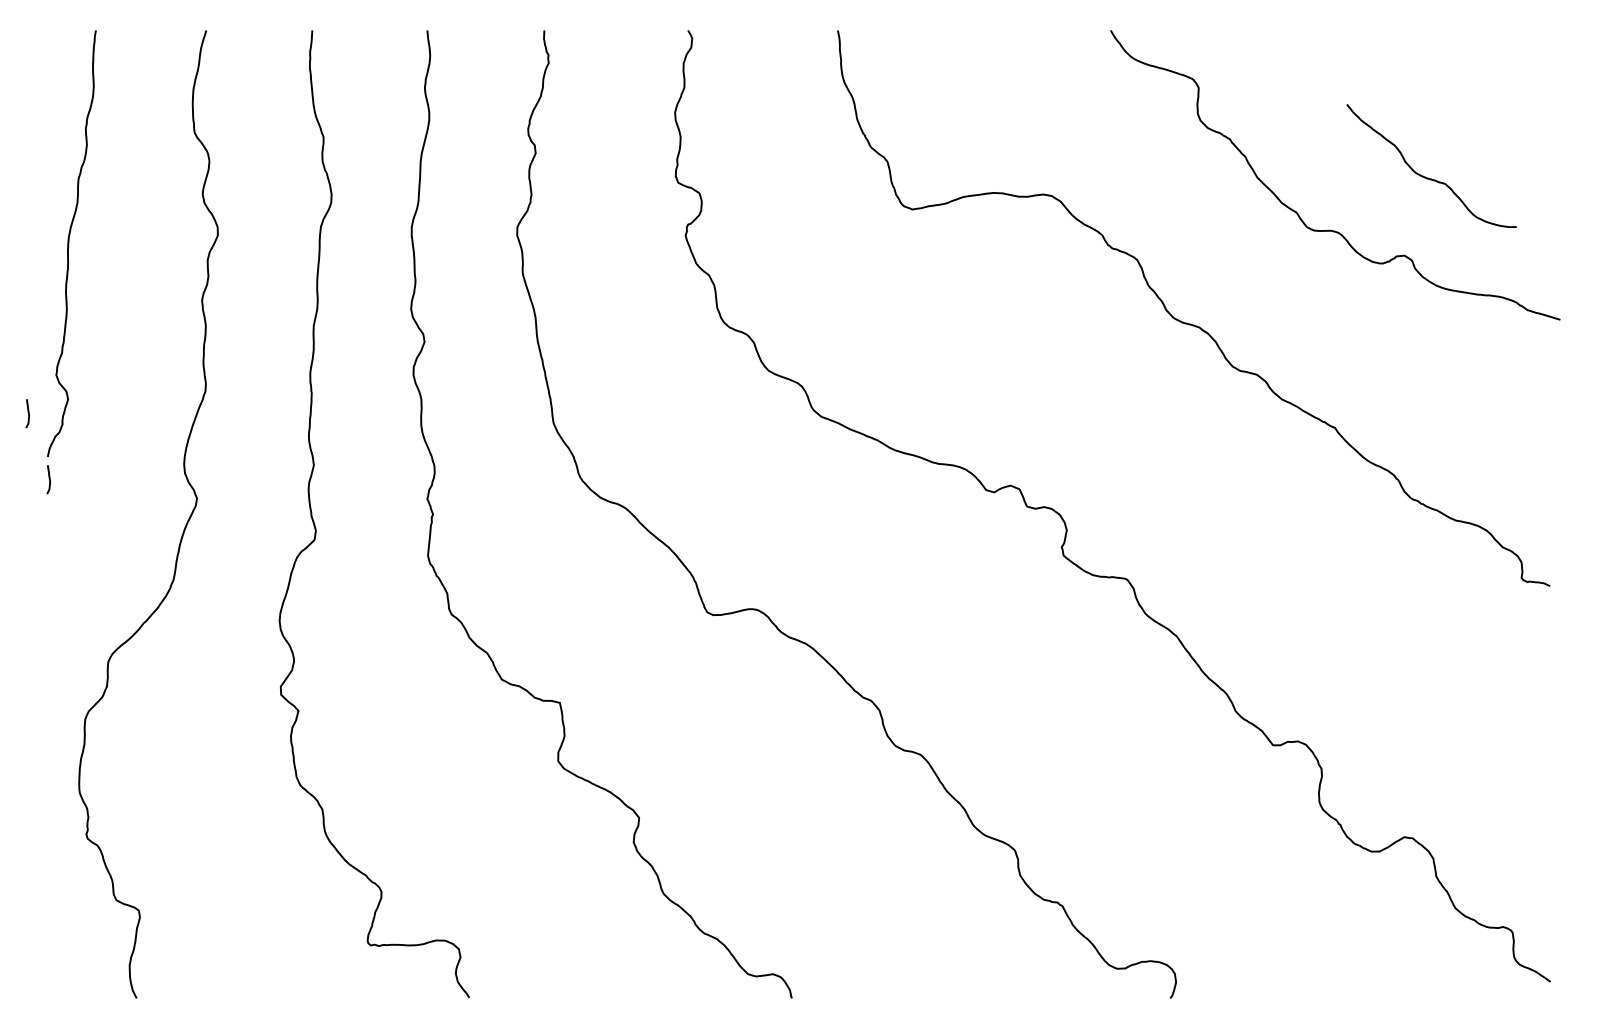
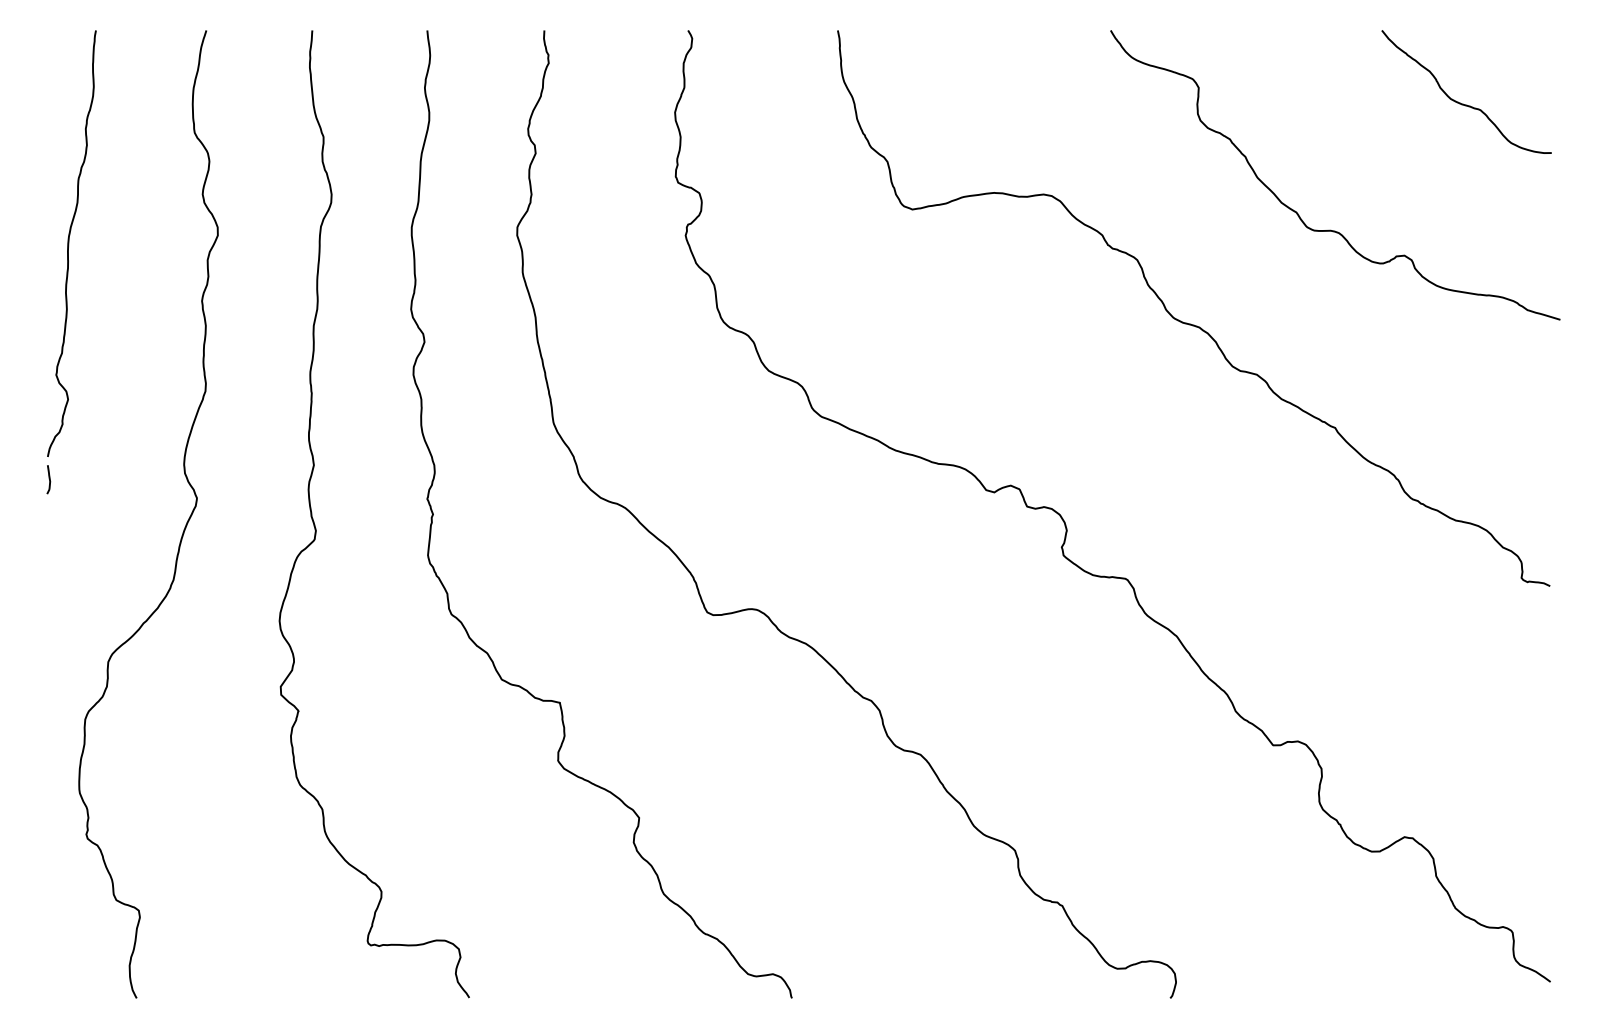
curve position: (1428, 177) -> (1463, 103) (1463, 103)
curve: present -> none (27, 412)
